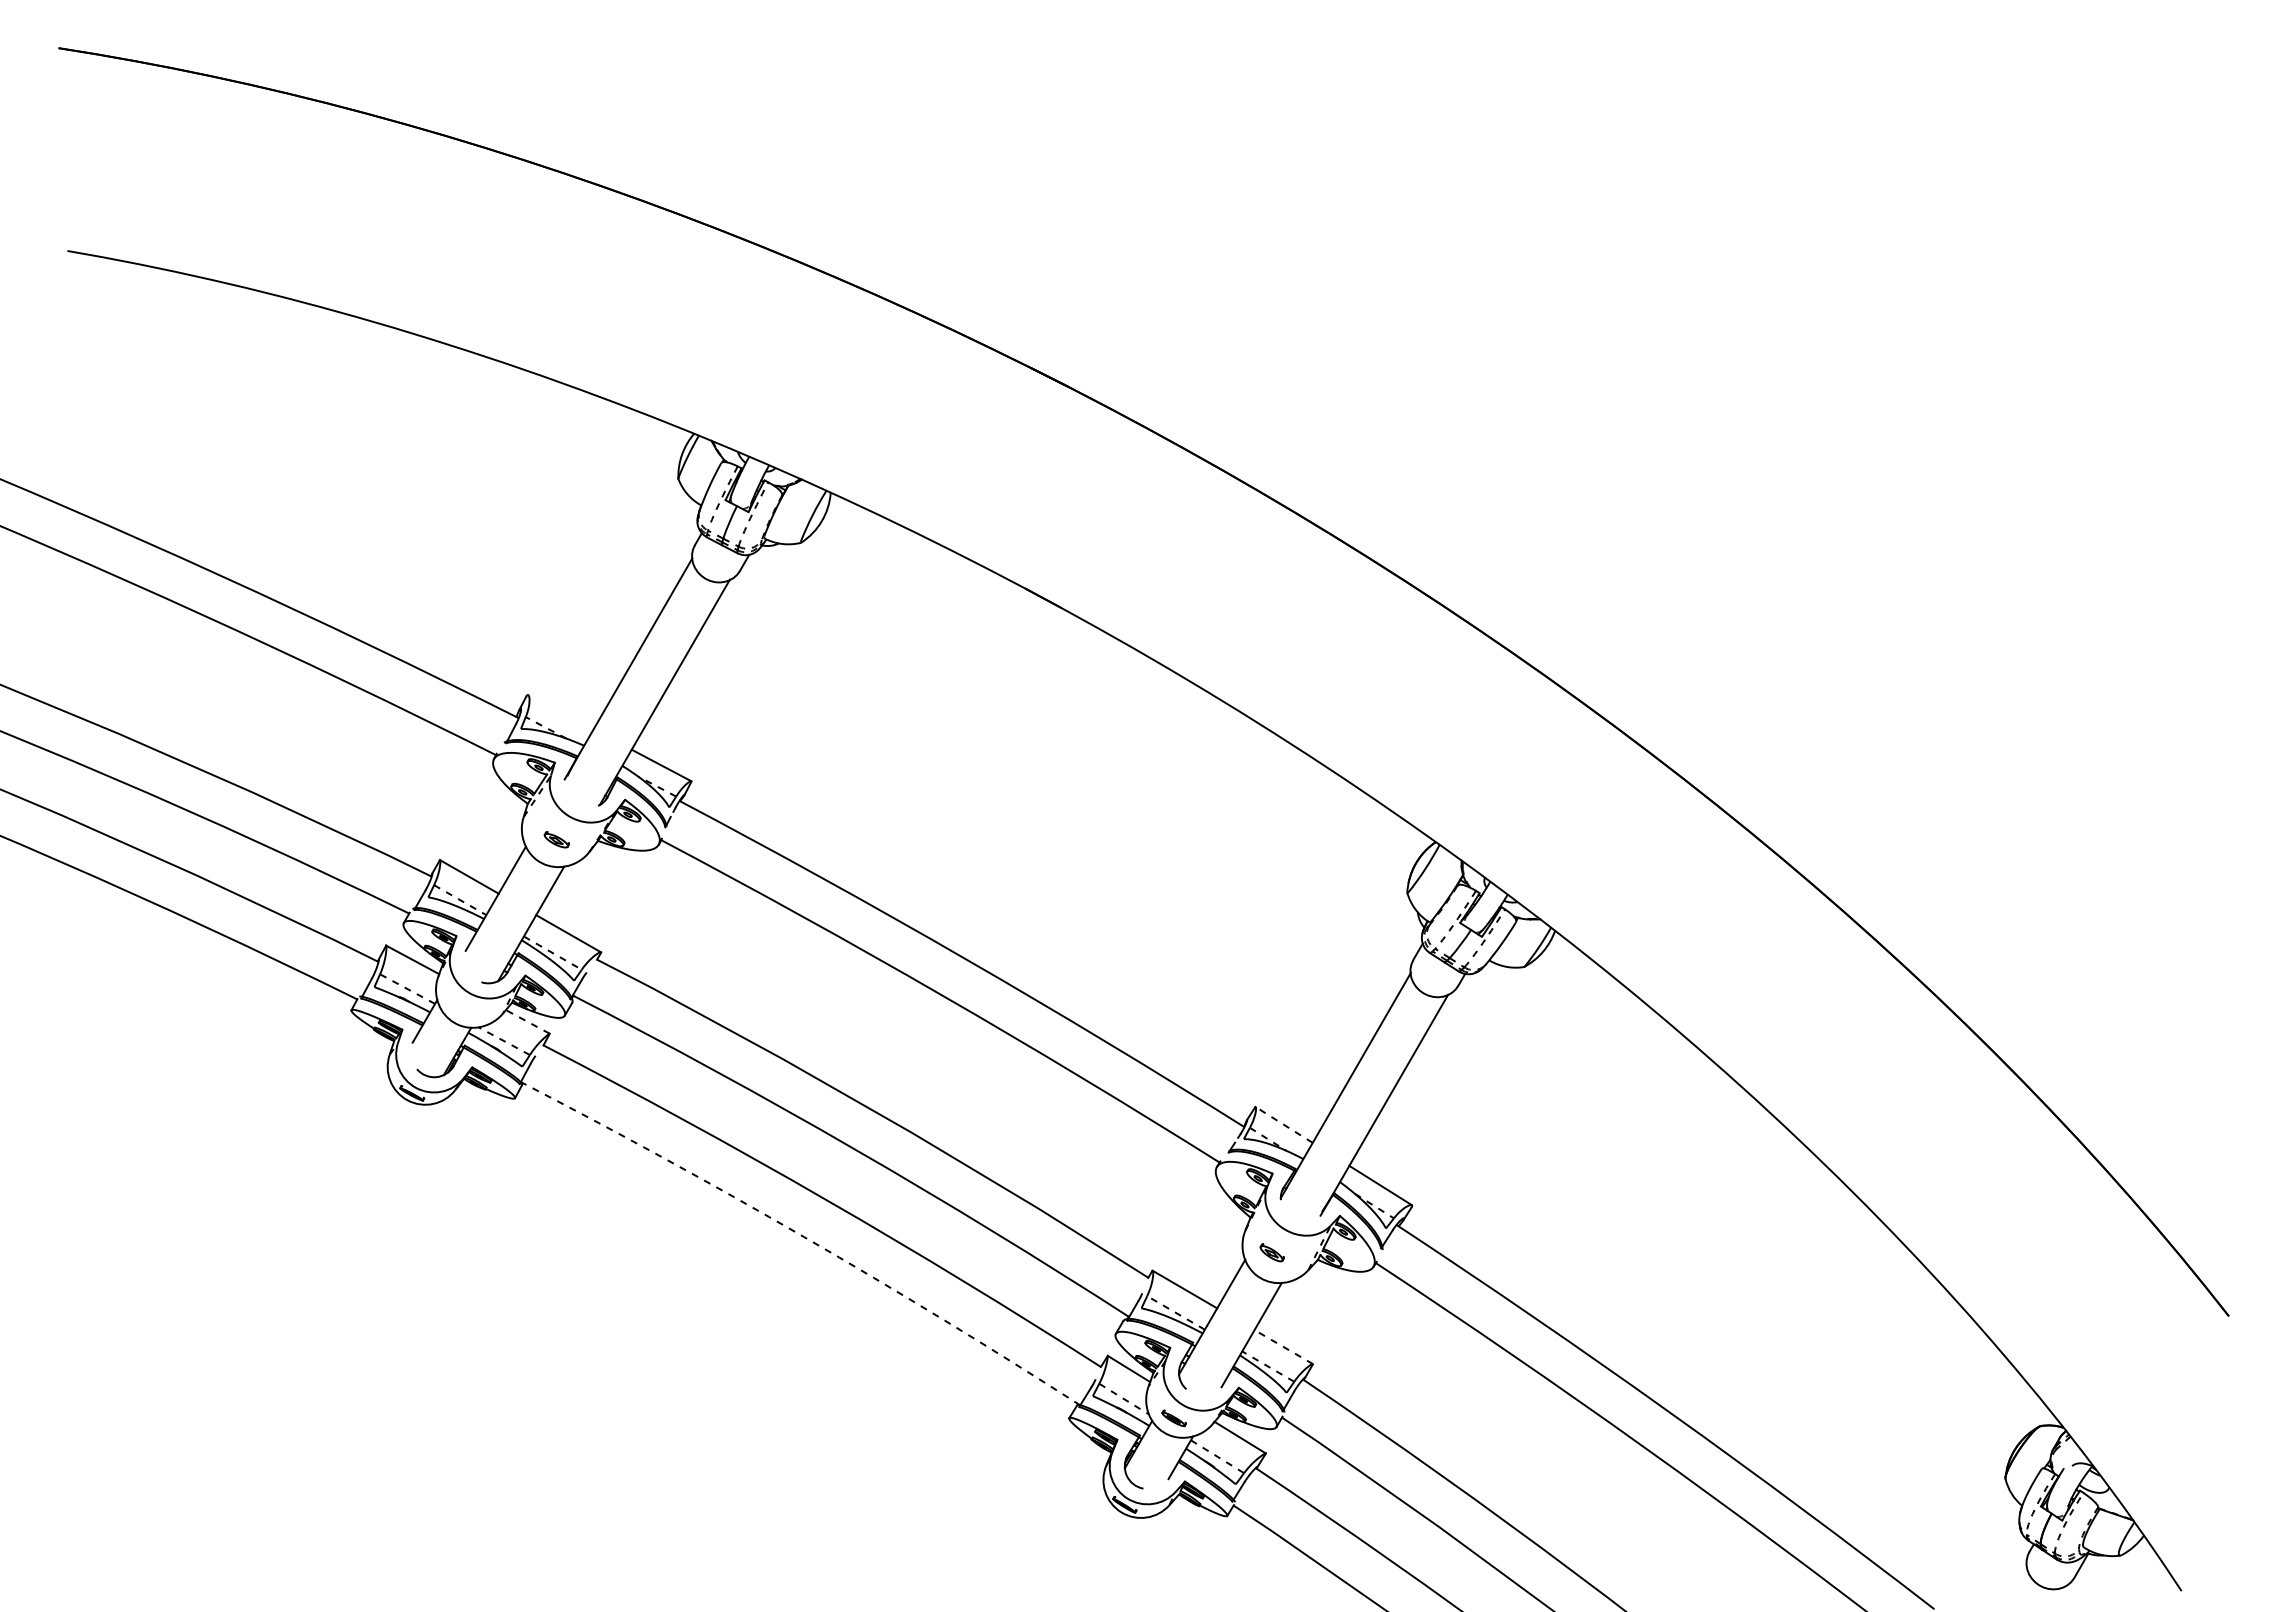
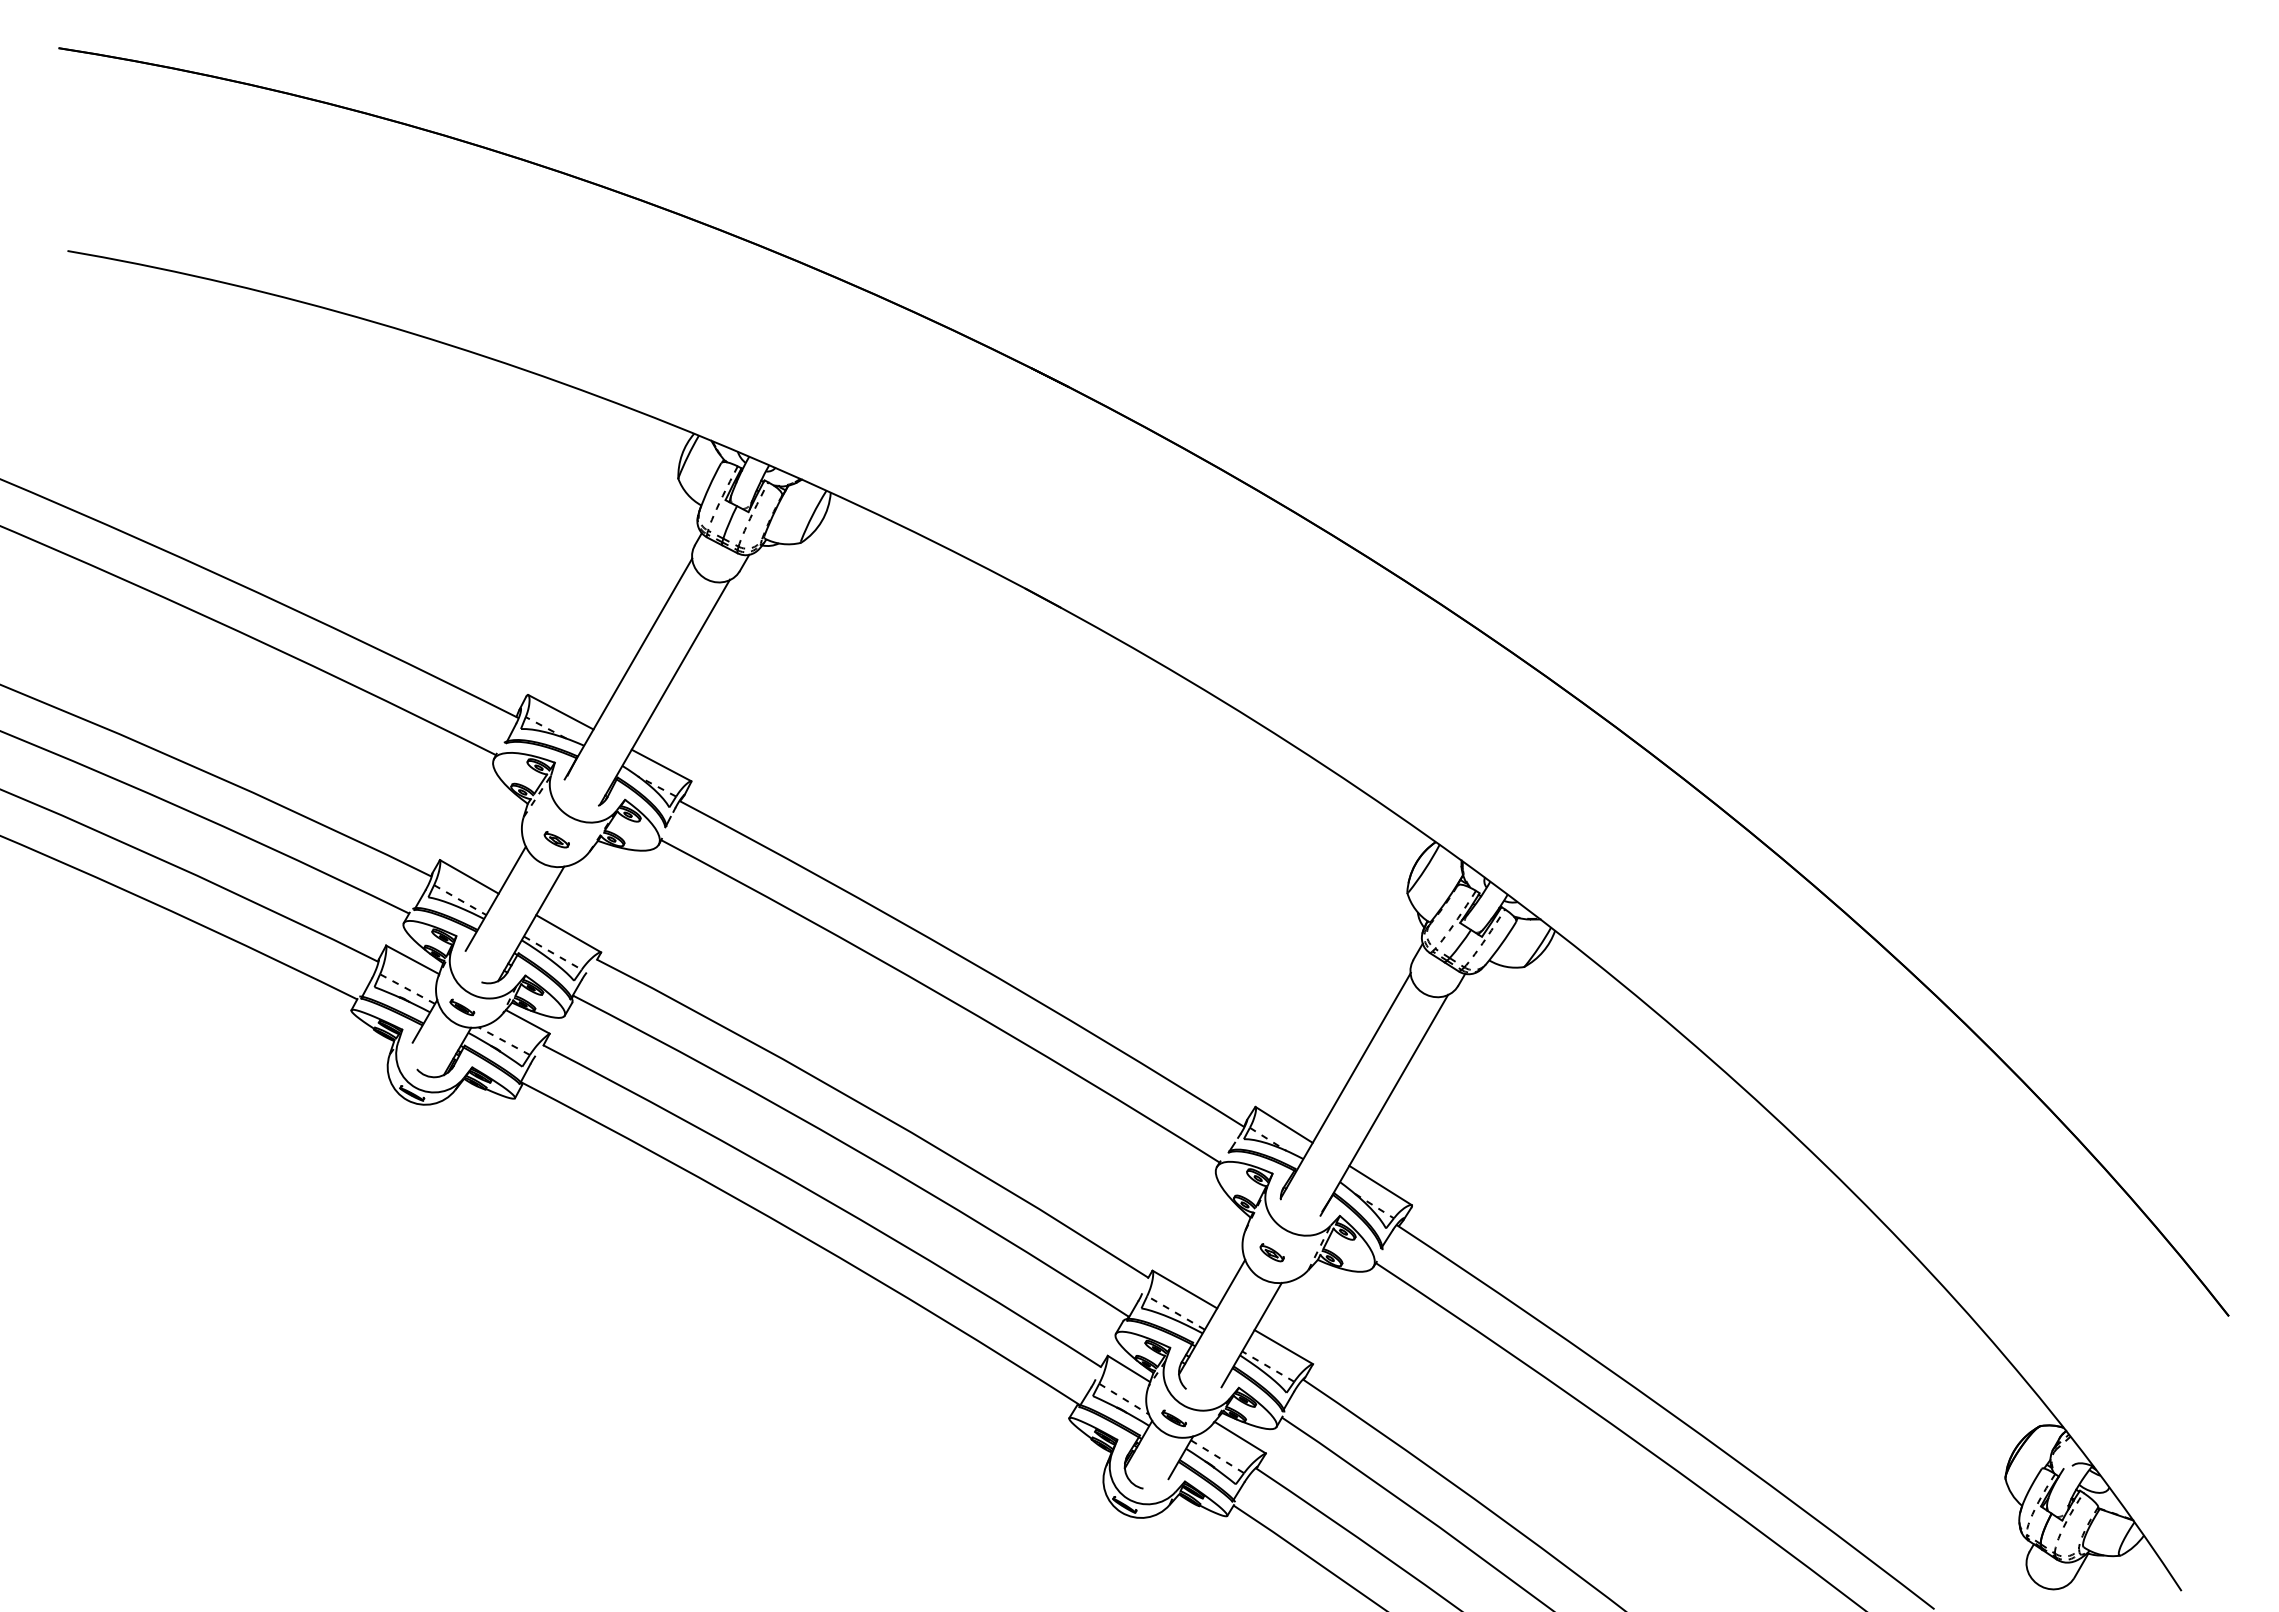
line: none -> present (560, 711)
part: none -> present (462, 1007)
line: dashed -> solid (527, 1021)
line: dashed -> solid (1284, 1124)
arc: dashed -> solid (804, 1237)
line: dashed -> solid (1283, 1347)
